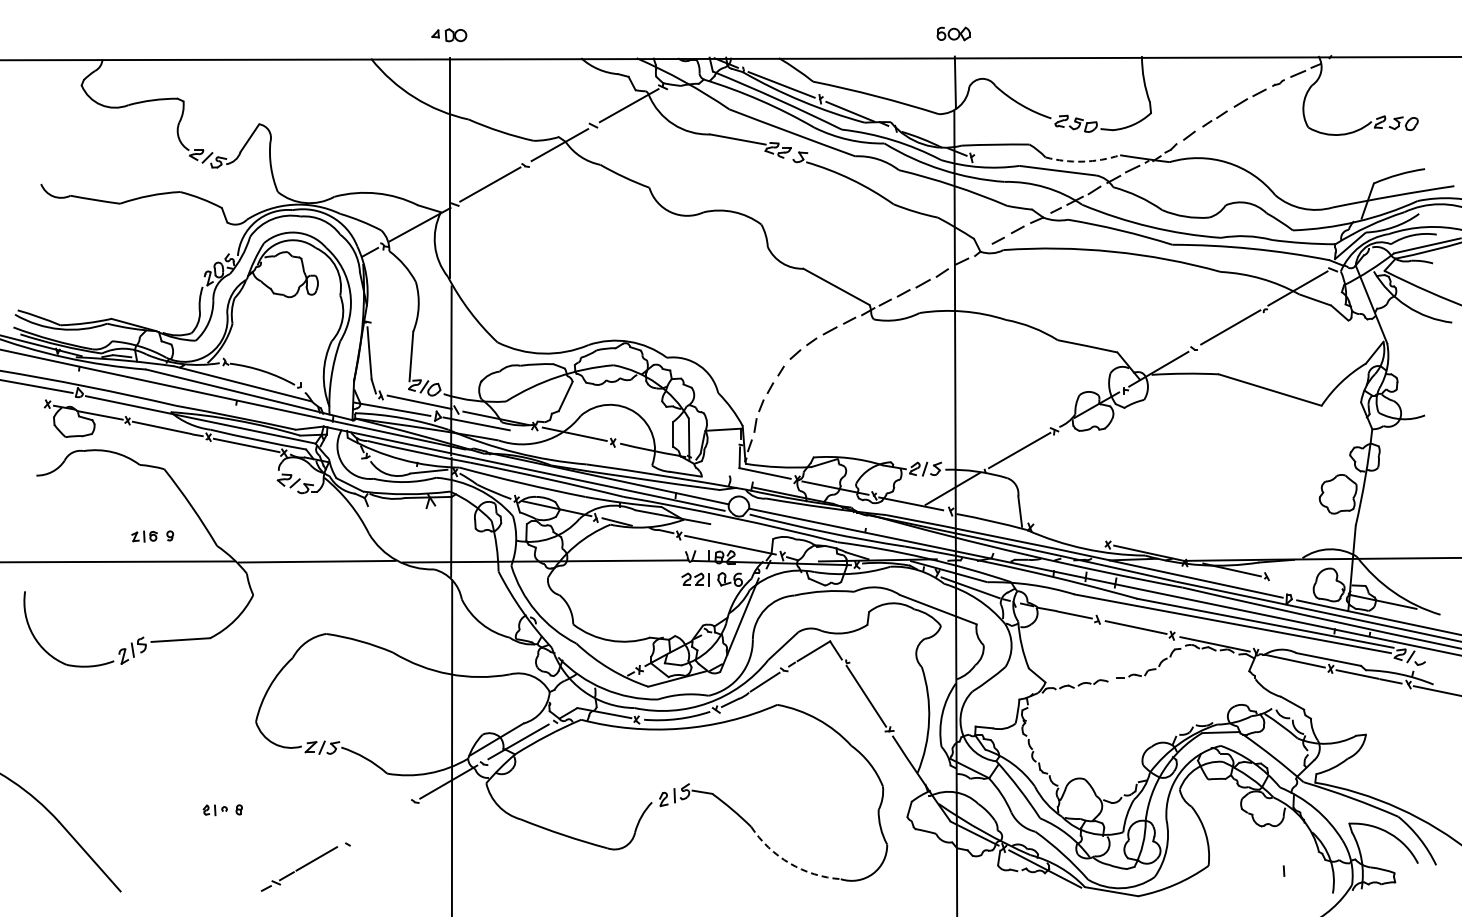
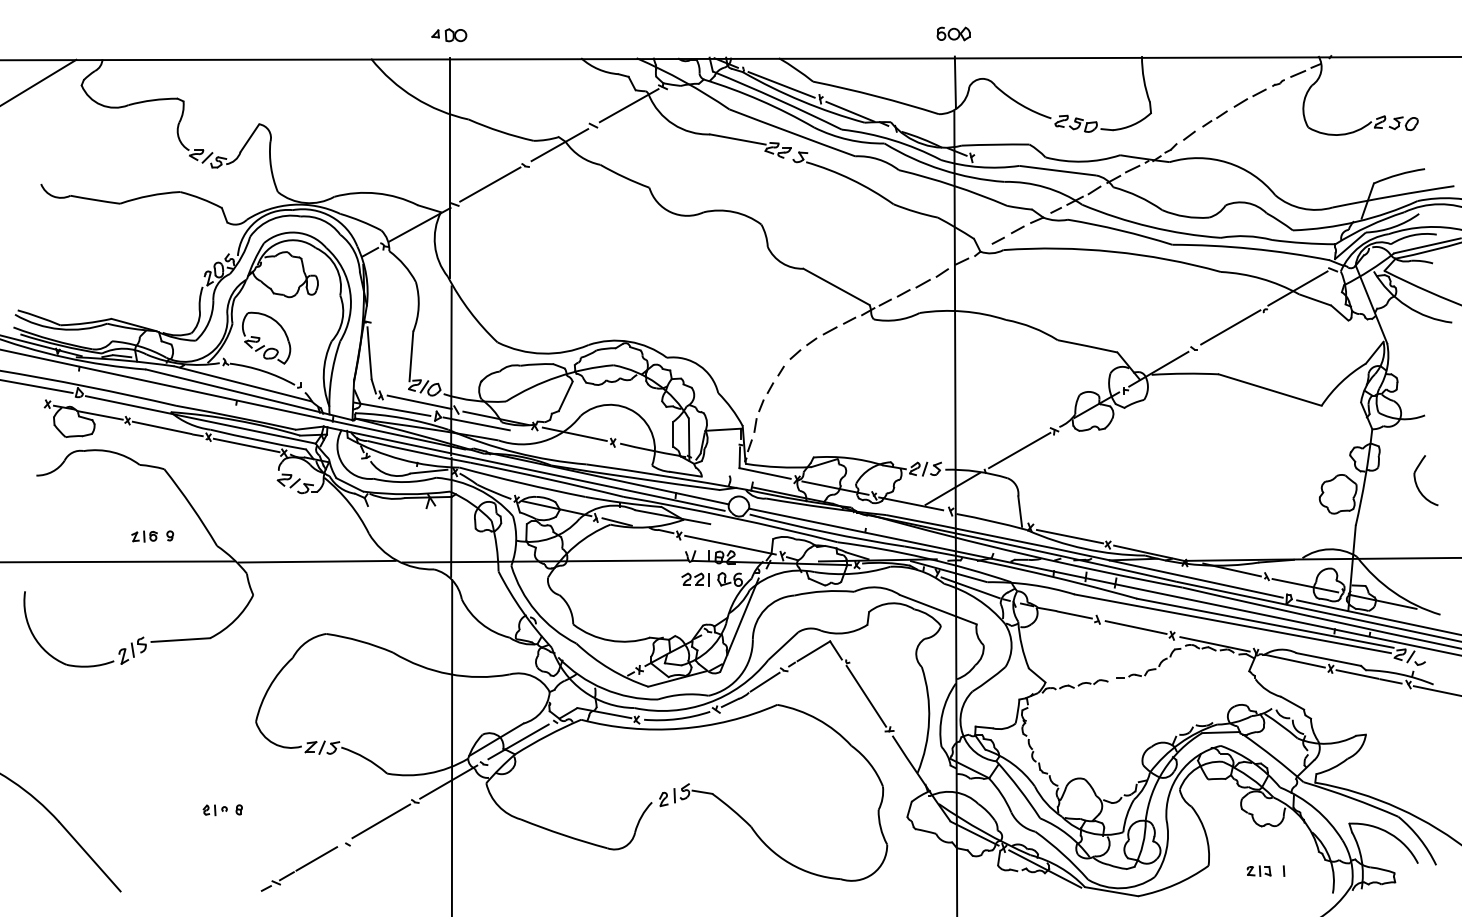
line: none -> present (39, 81)
arc: dashed -> solid (1082, 161)
part: none -> present (266, 337)
part: none -> present (1417, 484)
line: none -> present (1069, 536)
line: none -> present (1305, 585)
line: none -> present (381, 821)
arc: dashed -> solid (789, 863)
part: none -> present (1258, 870)
